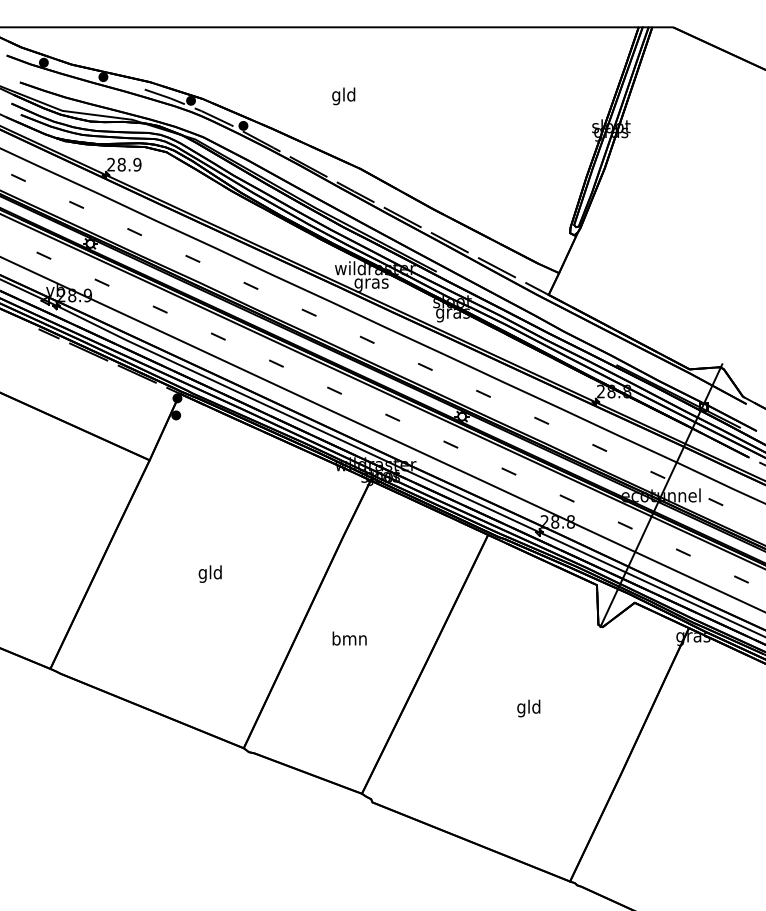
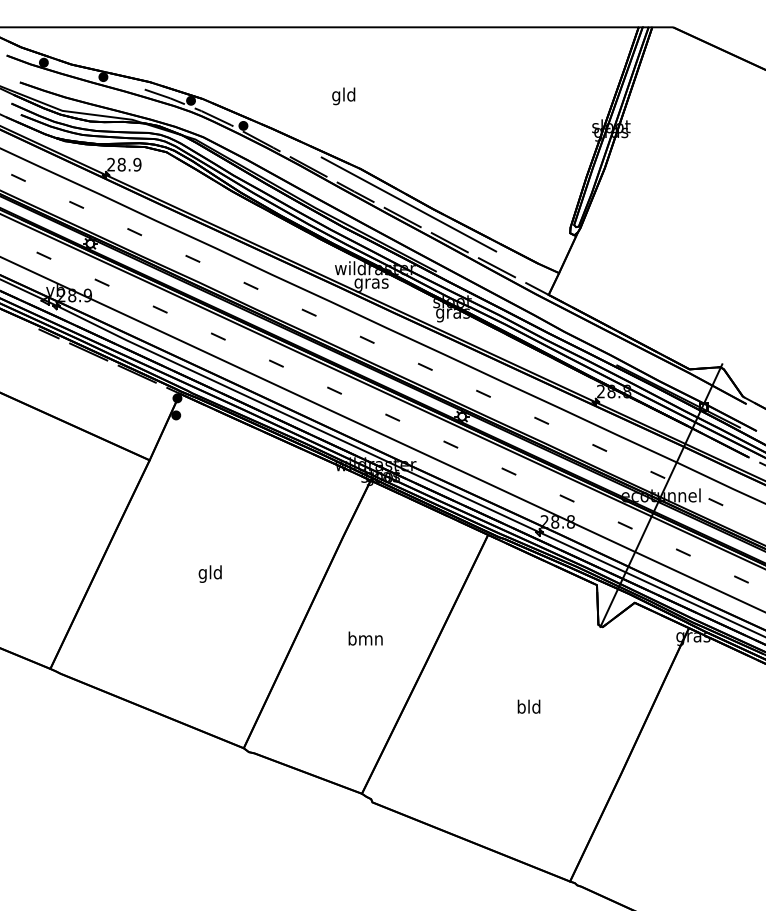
line: none -> present (408, 204)
text position: (349, 638) -> (365, 638) (365, 638)
text: gld -> bld (521, 708)
